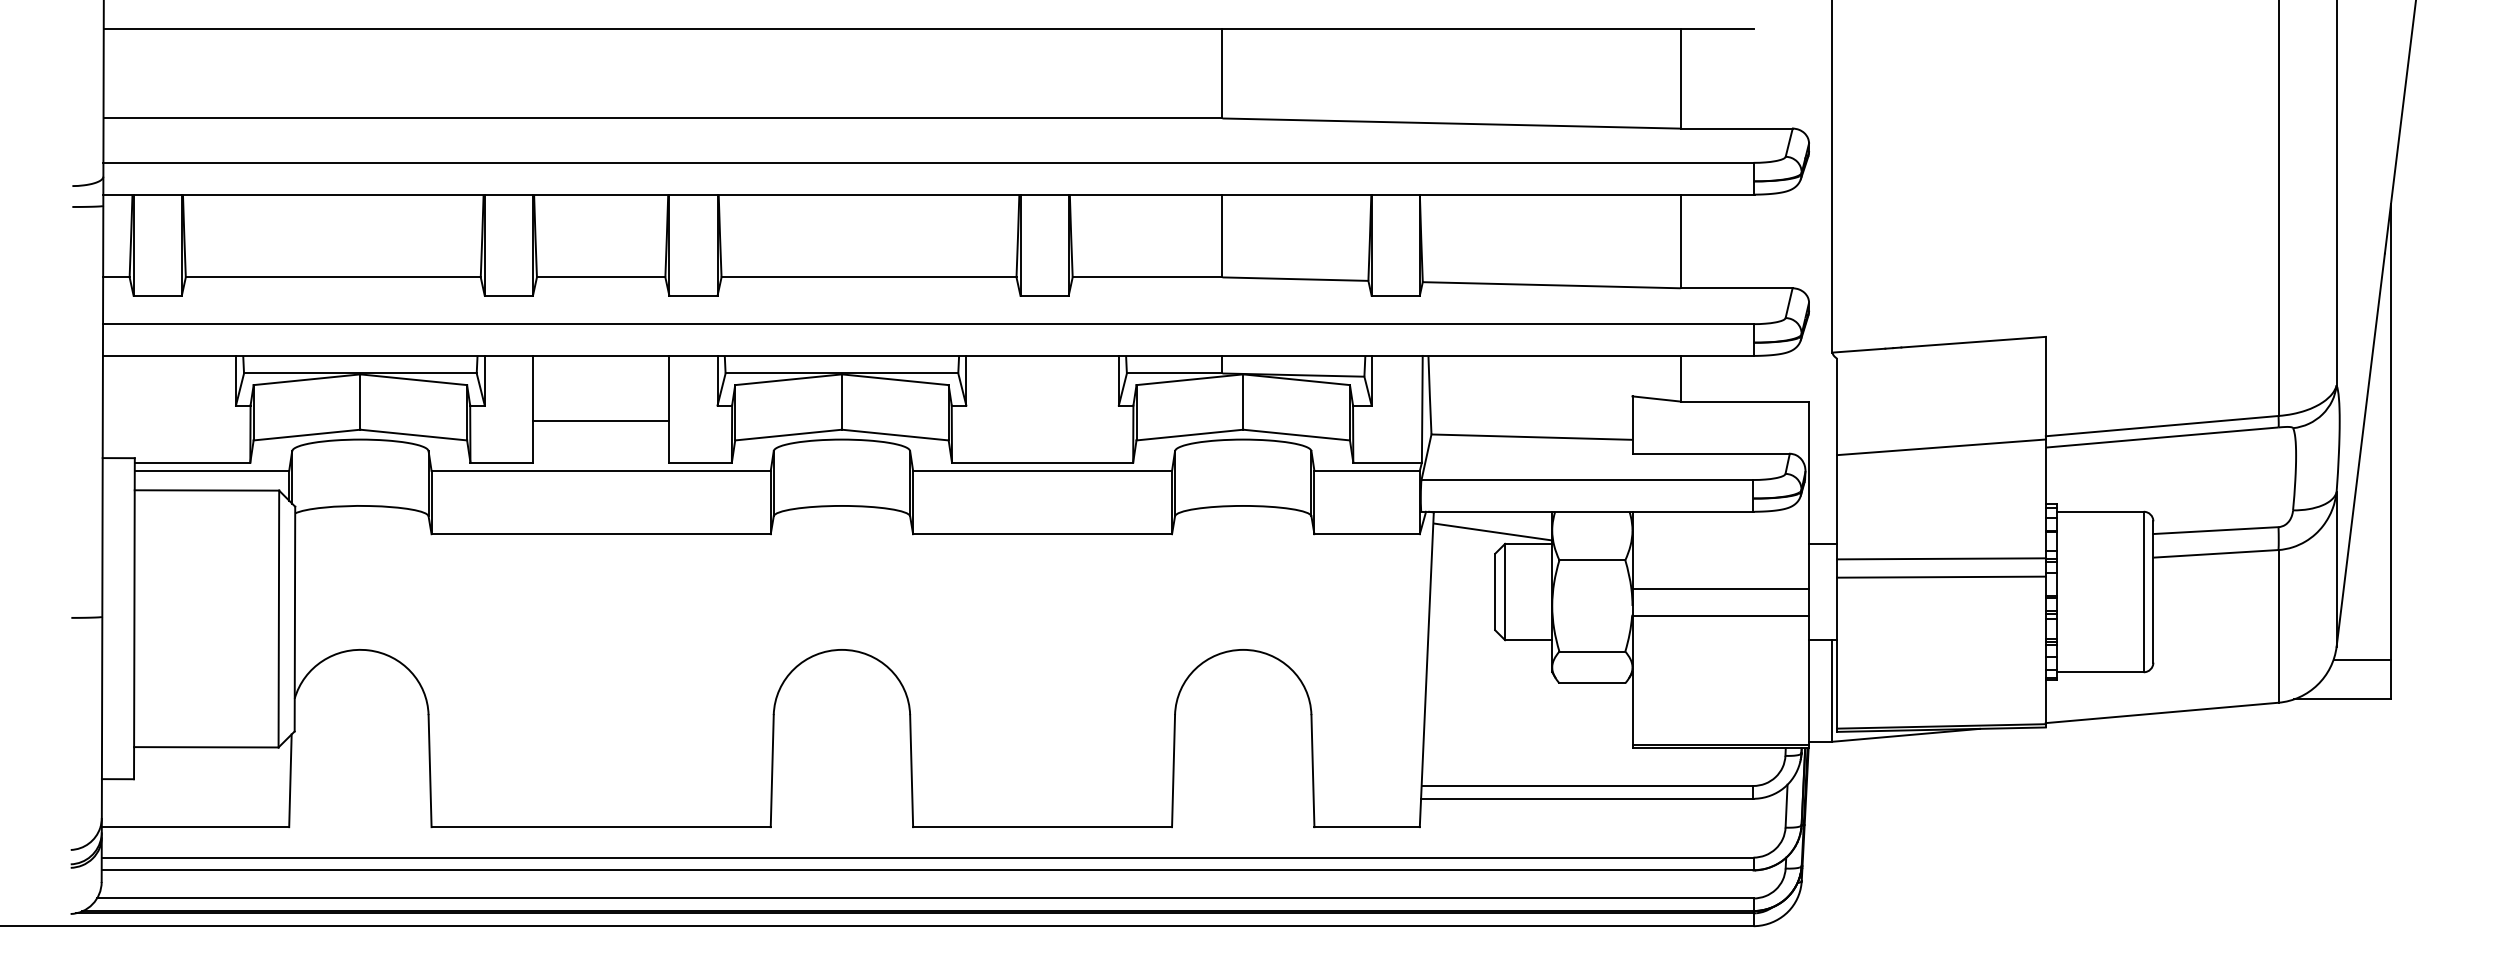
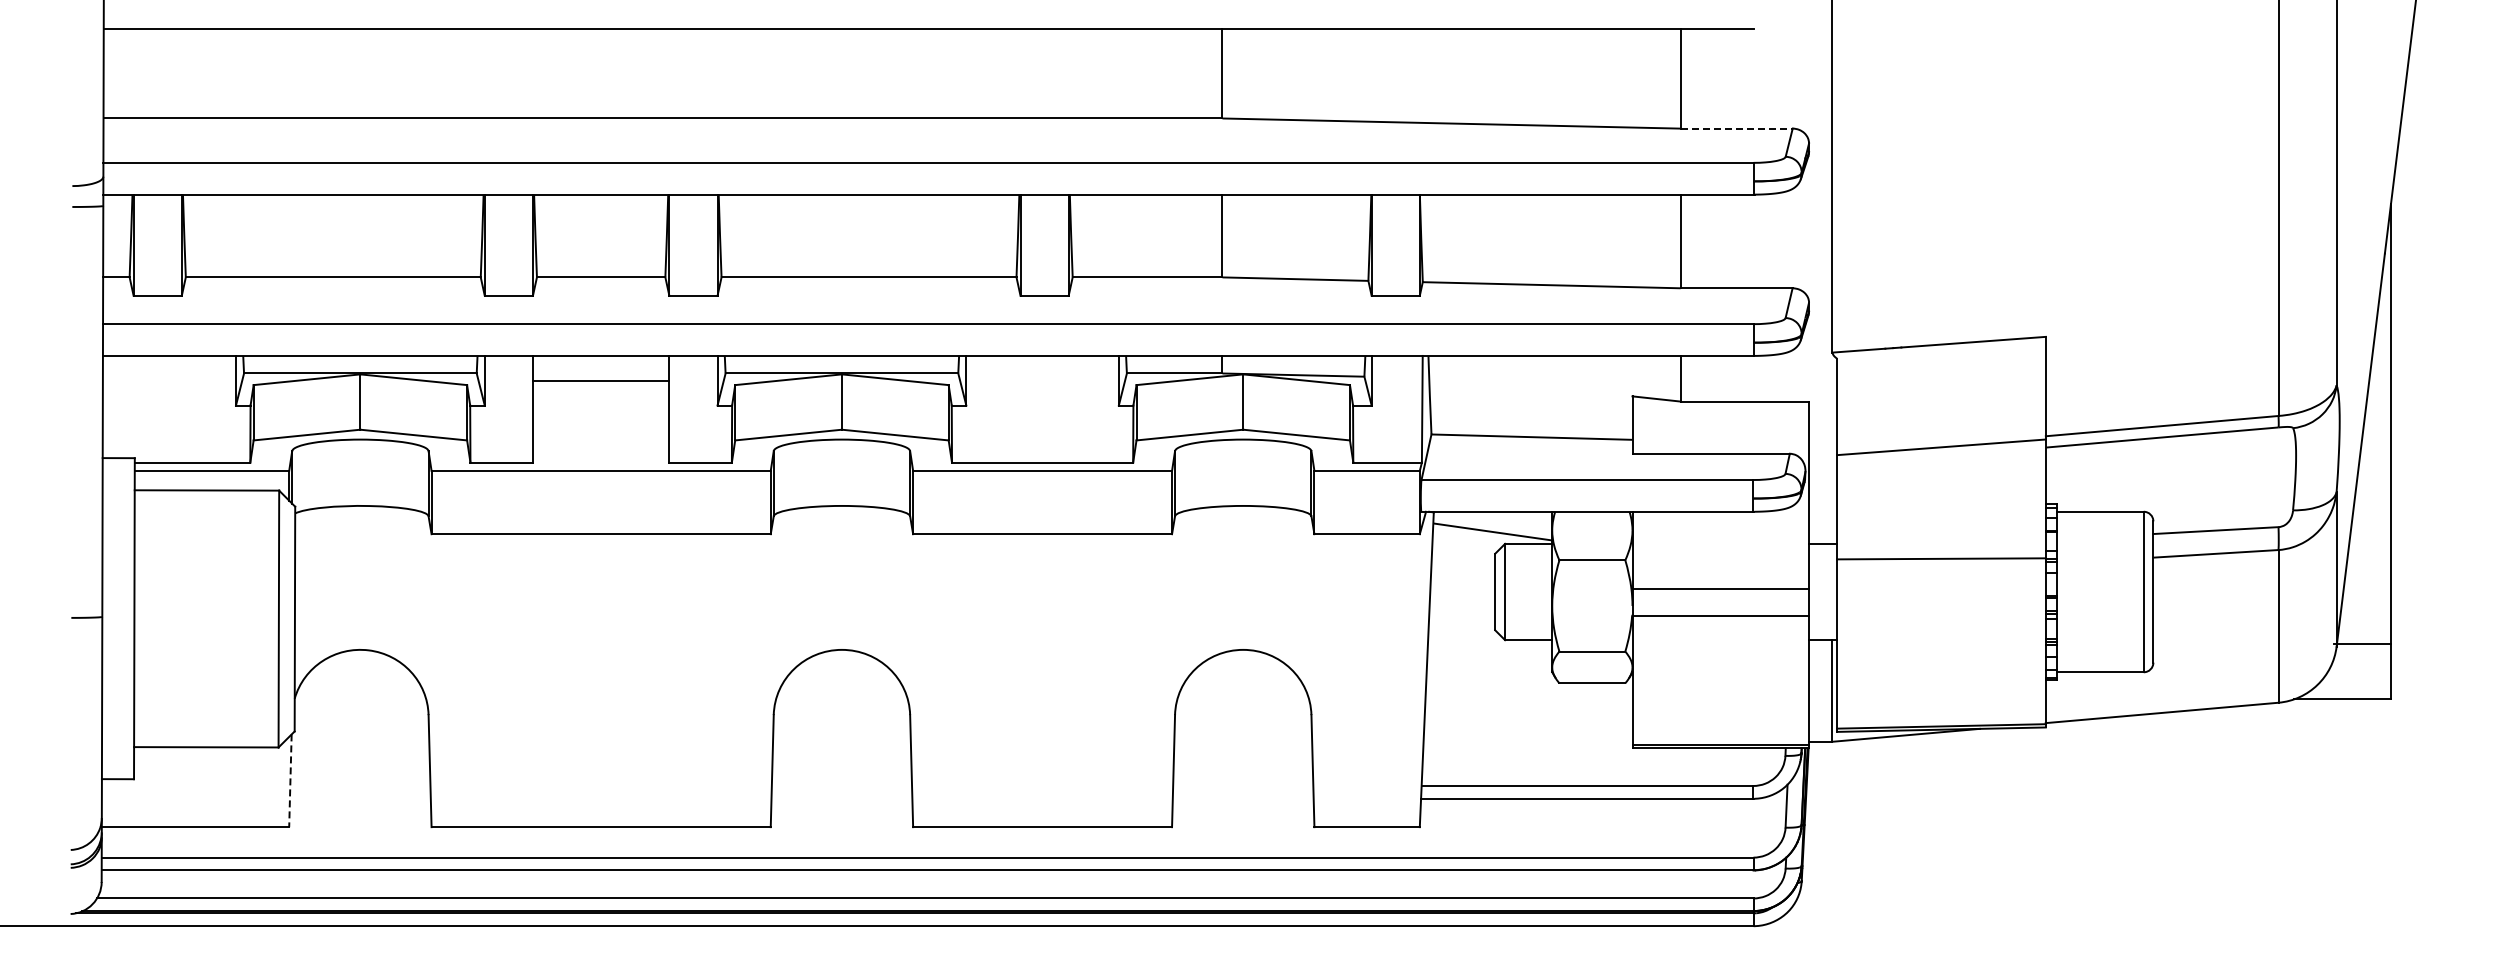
line: solid -> dashed (1737, 128)
line position: (600, 421) -> (600, 381) (600, 381)
line: present -> none (1941, 576)
line position: (2361, 659) -> (2361, 643) (2361, 643)
line: solid -> dashed (290, 781)
